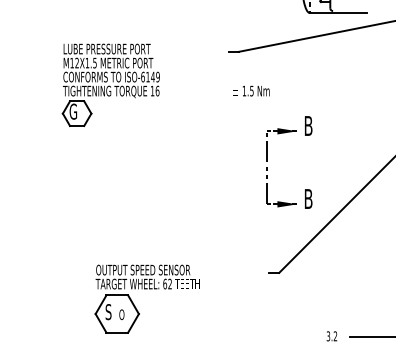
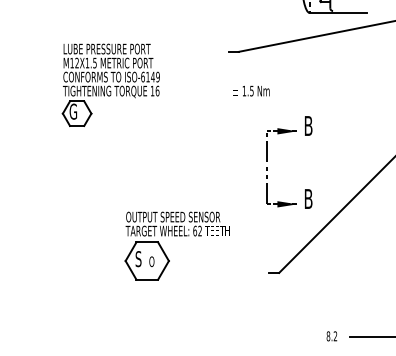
part position: (146, 289) -> (176, 236) (176, 236)
text: 3.2 -> 8.2 (328, 336)
